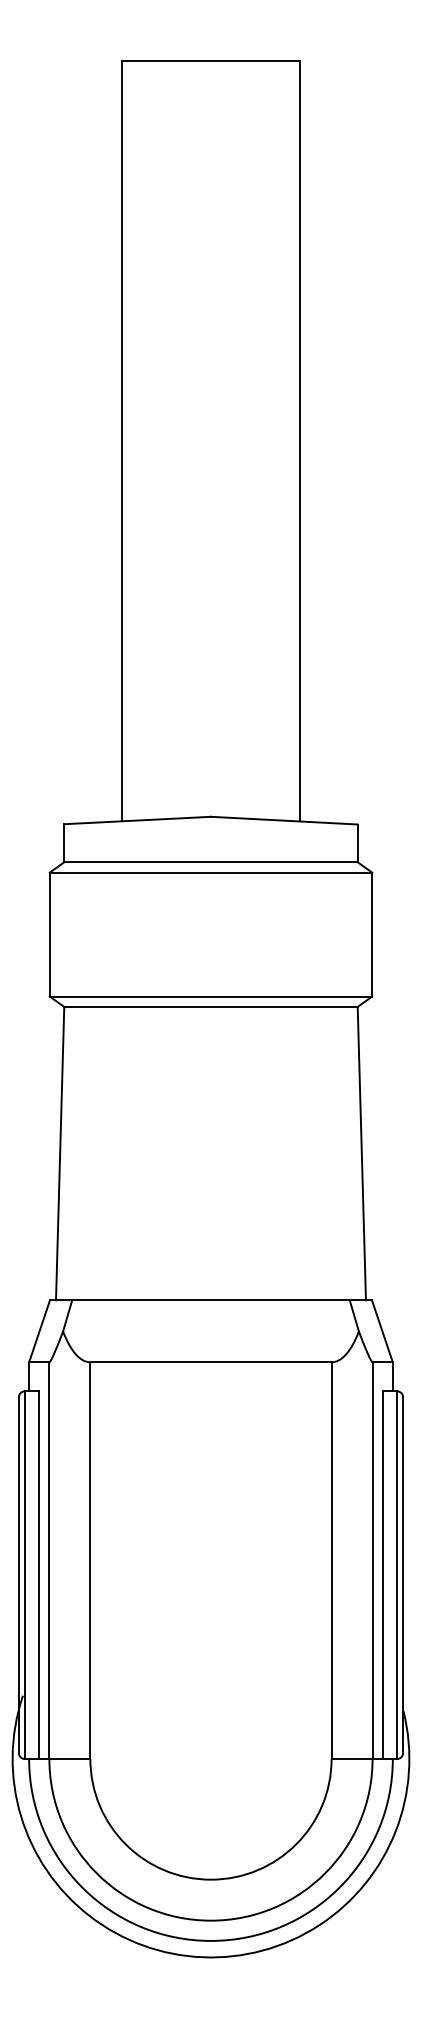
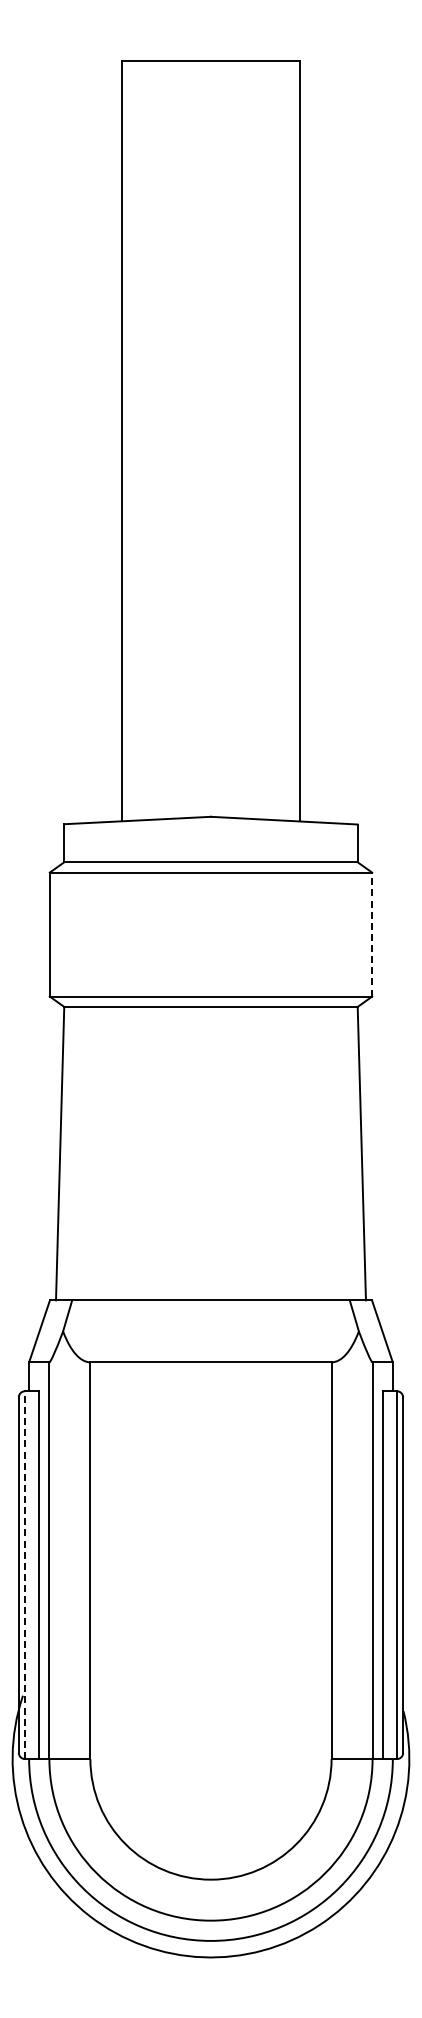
line: solid -> dashed (372, 934)
line: solid -> dashed (25, 1575)
